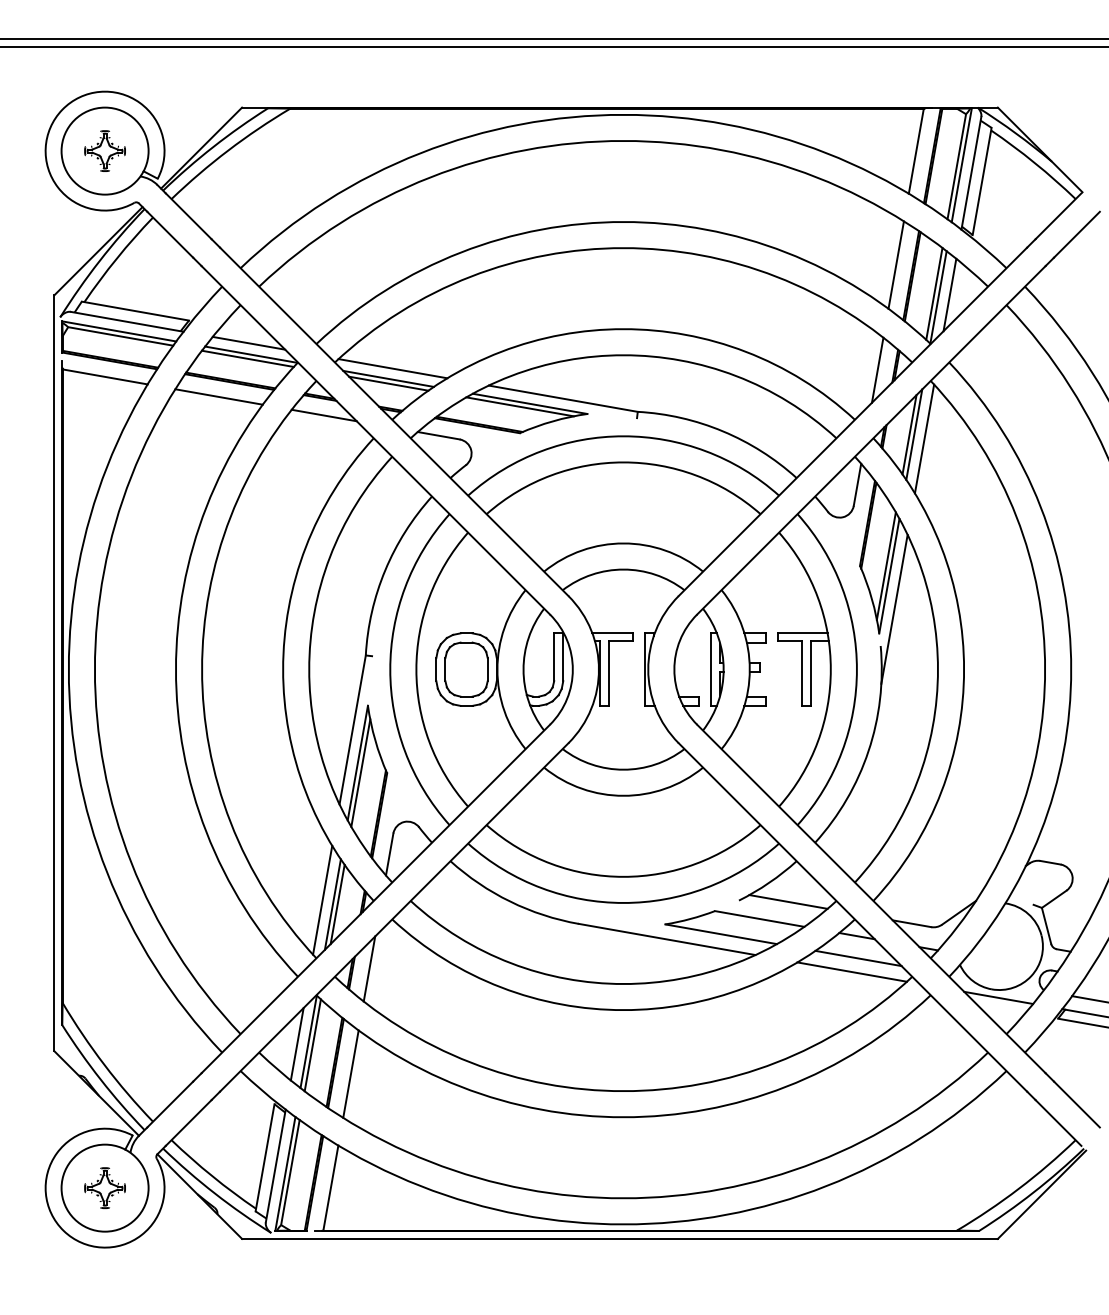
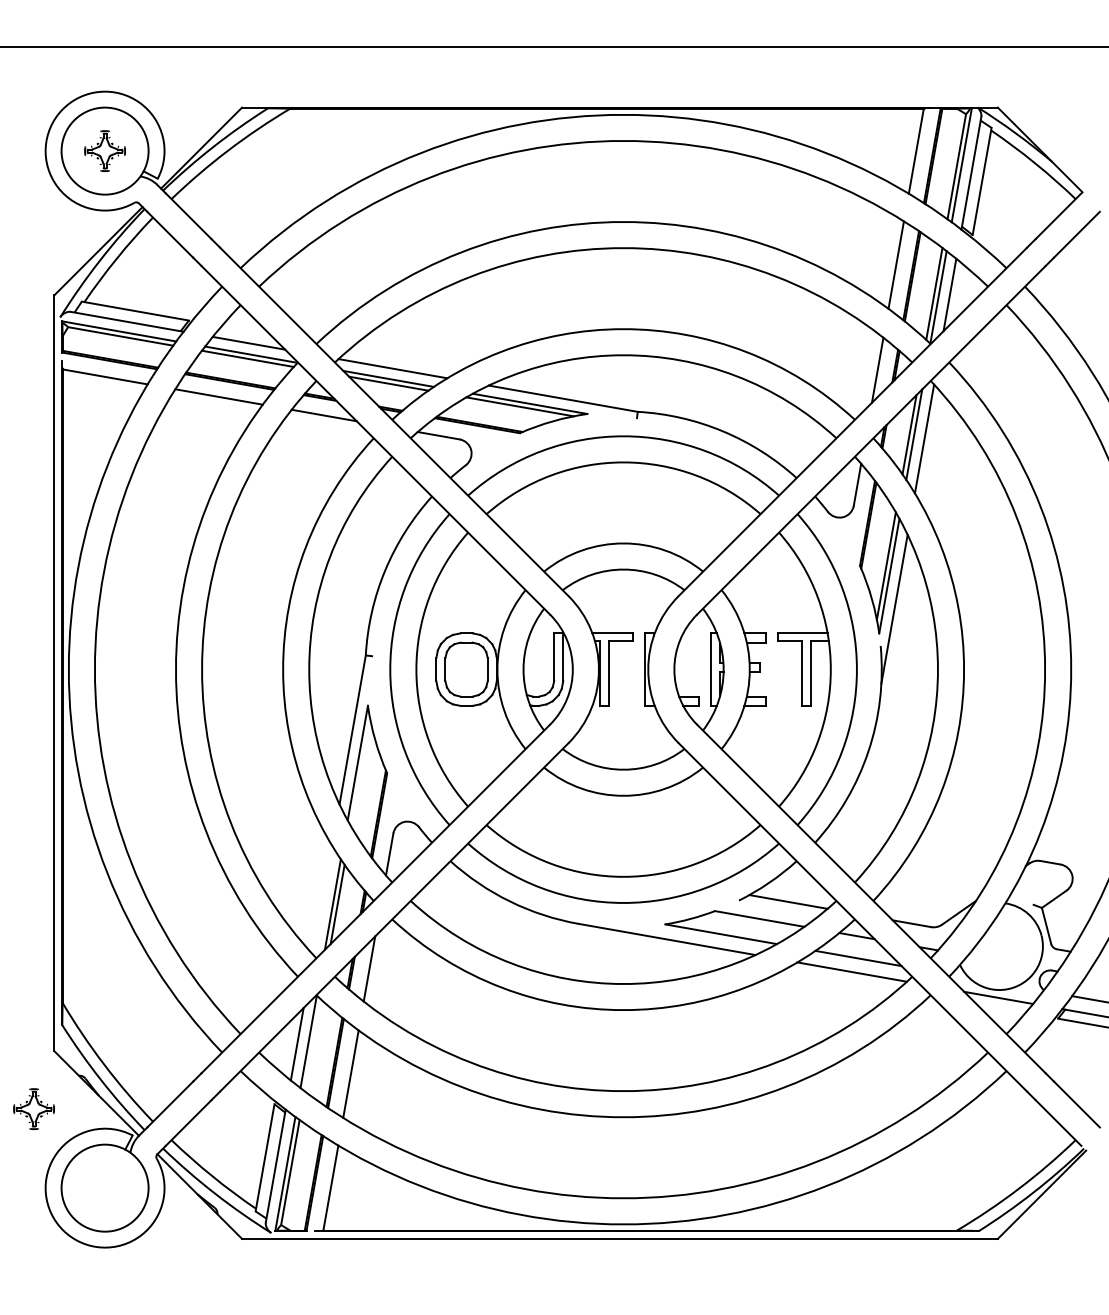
line: present -> none (553, 39)
line: present -> none (360, 772)
line: present -> none (322, 899)
line: present -> none (312, 1045)
part position: (104, 1187) -> (33, 1108) (33, 1108)
